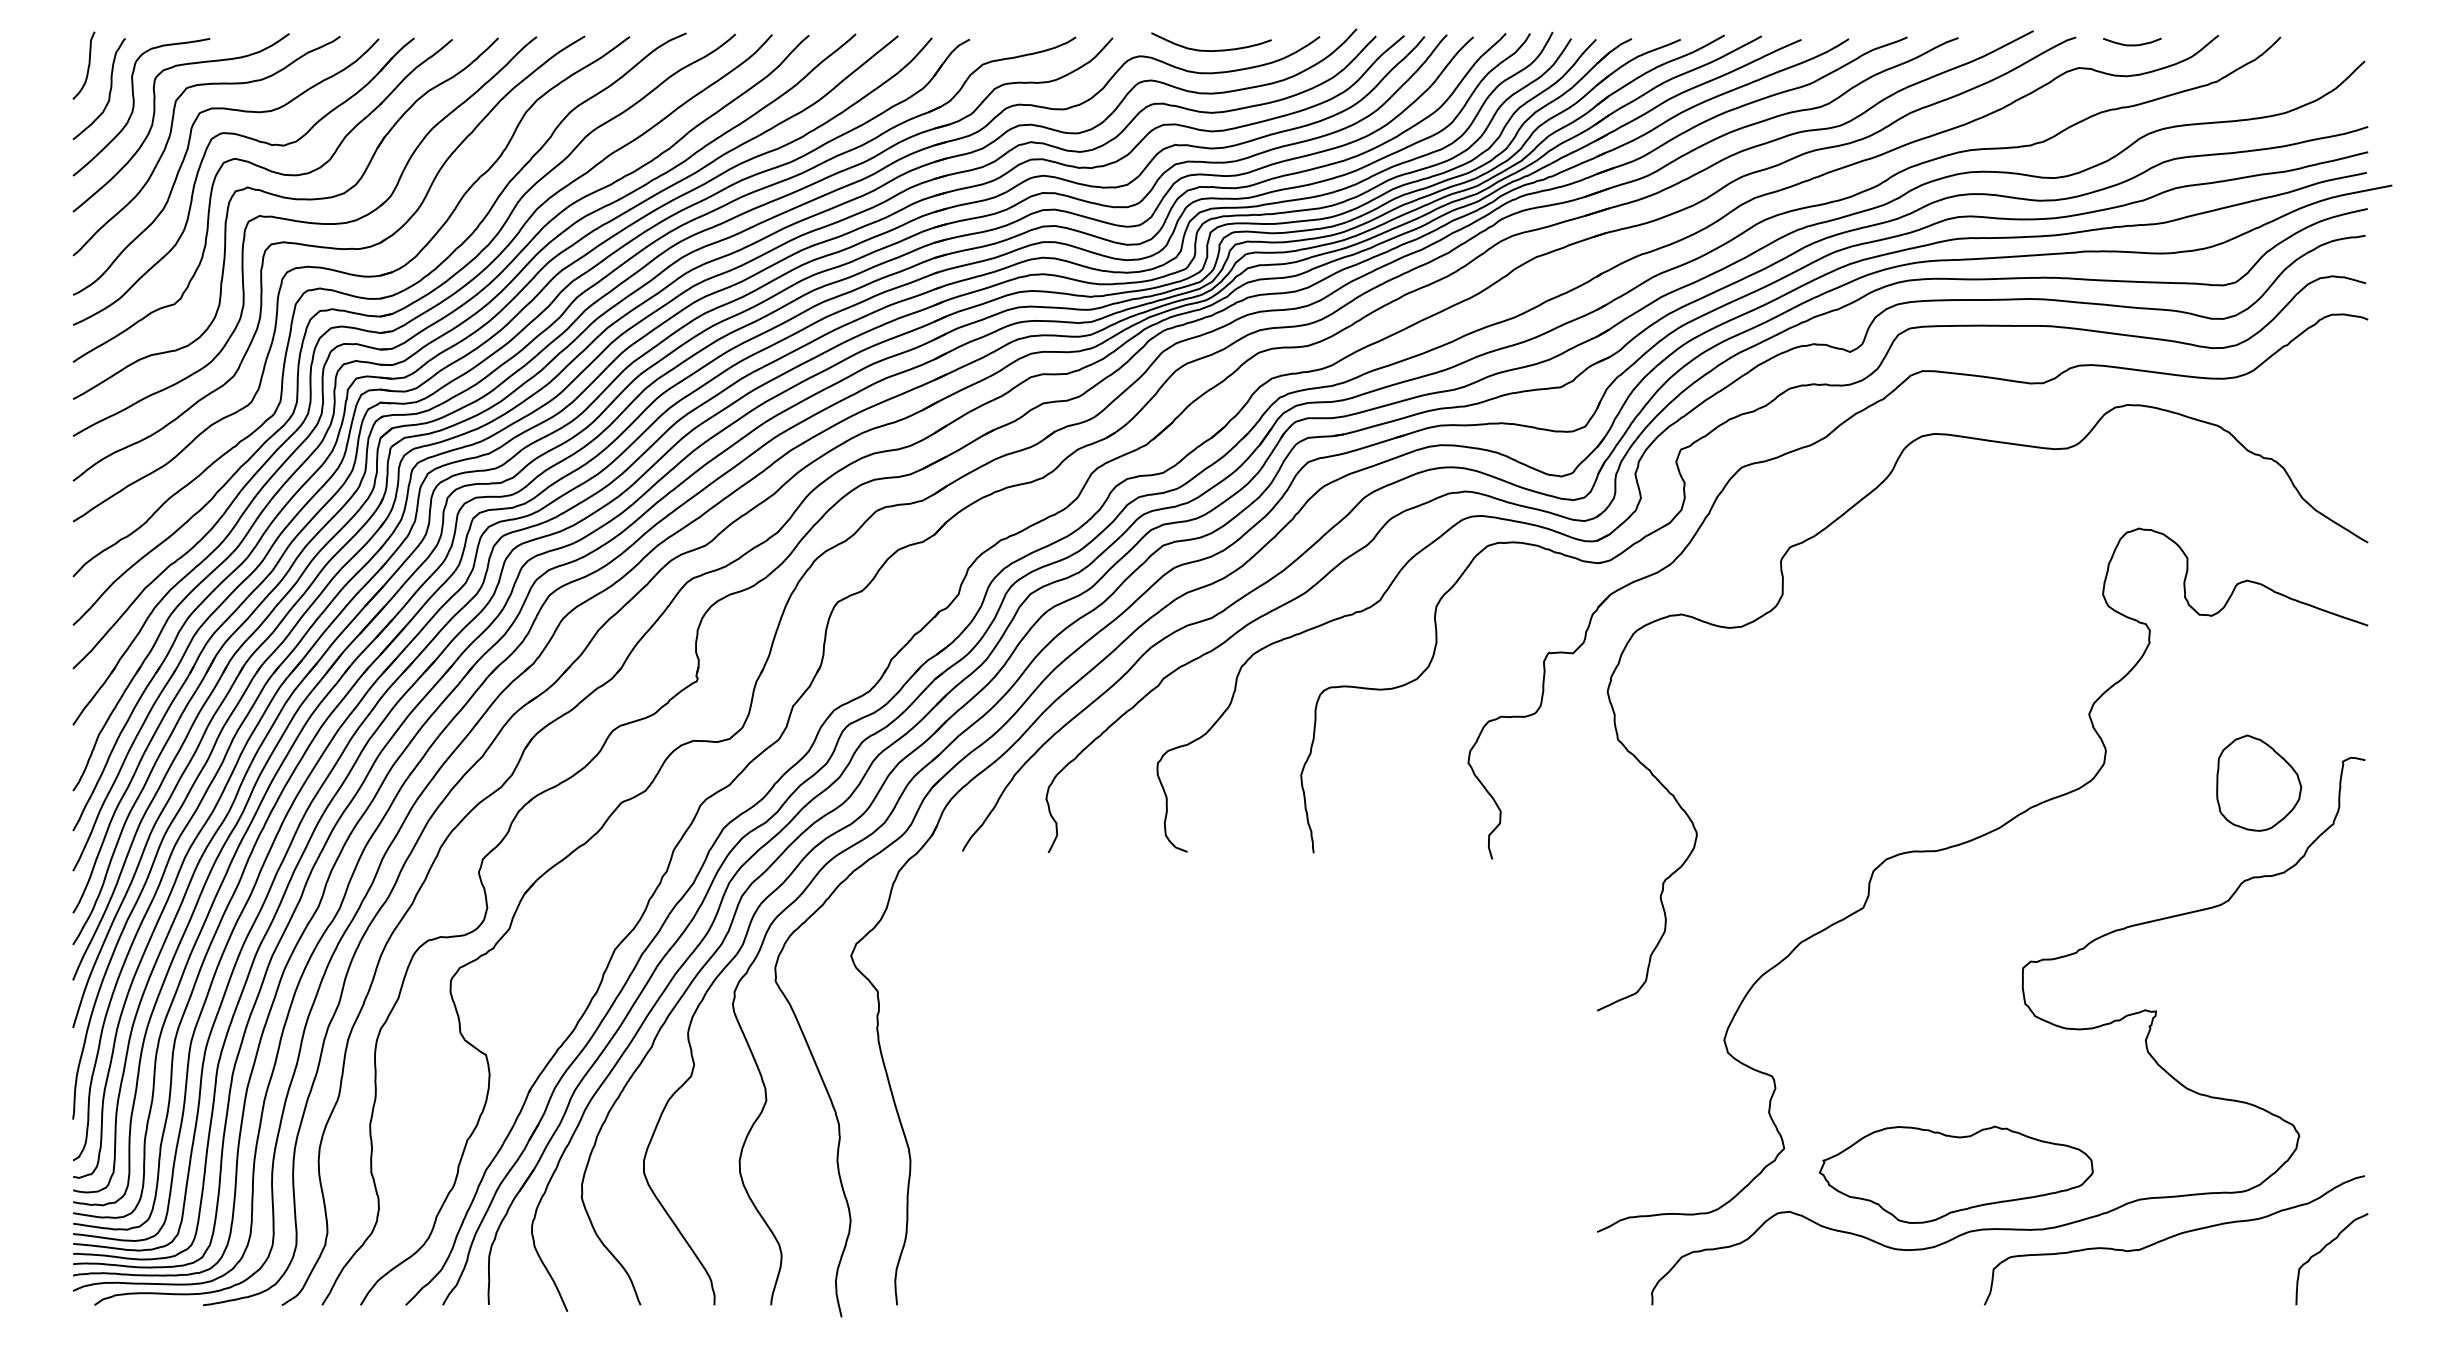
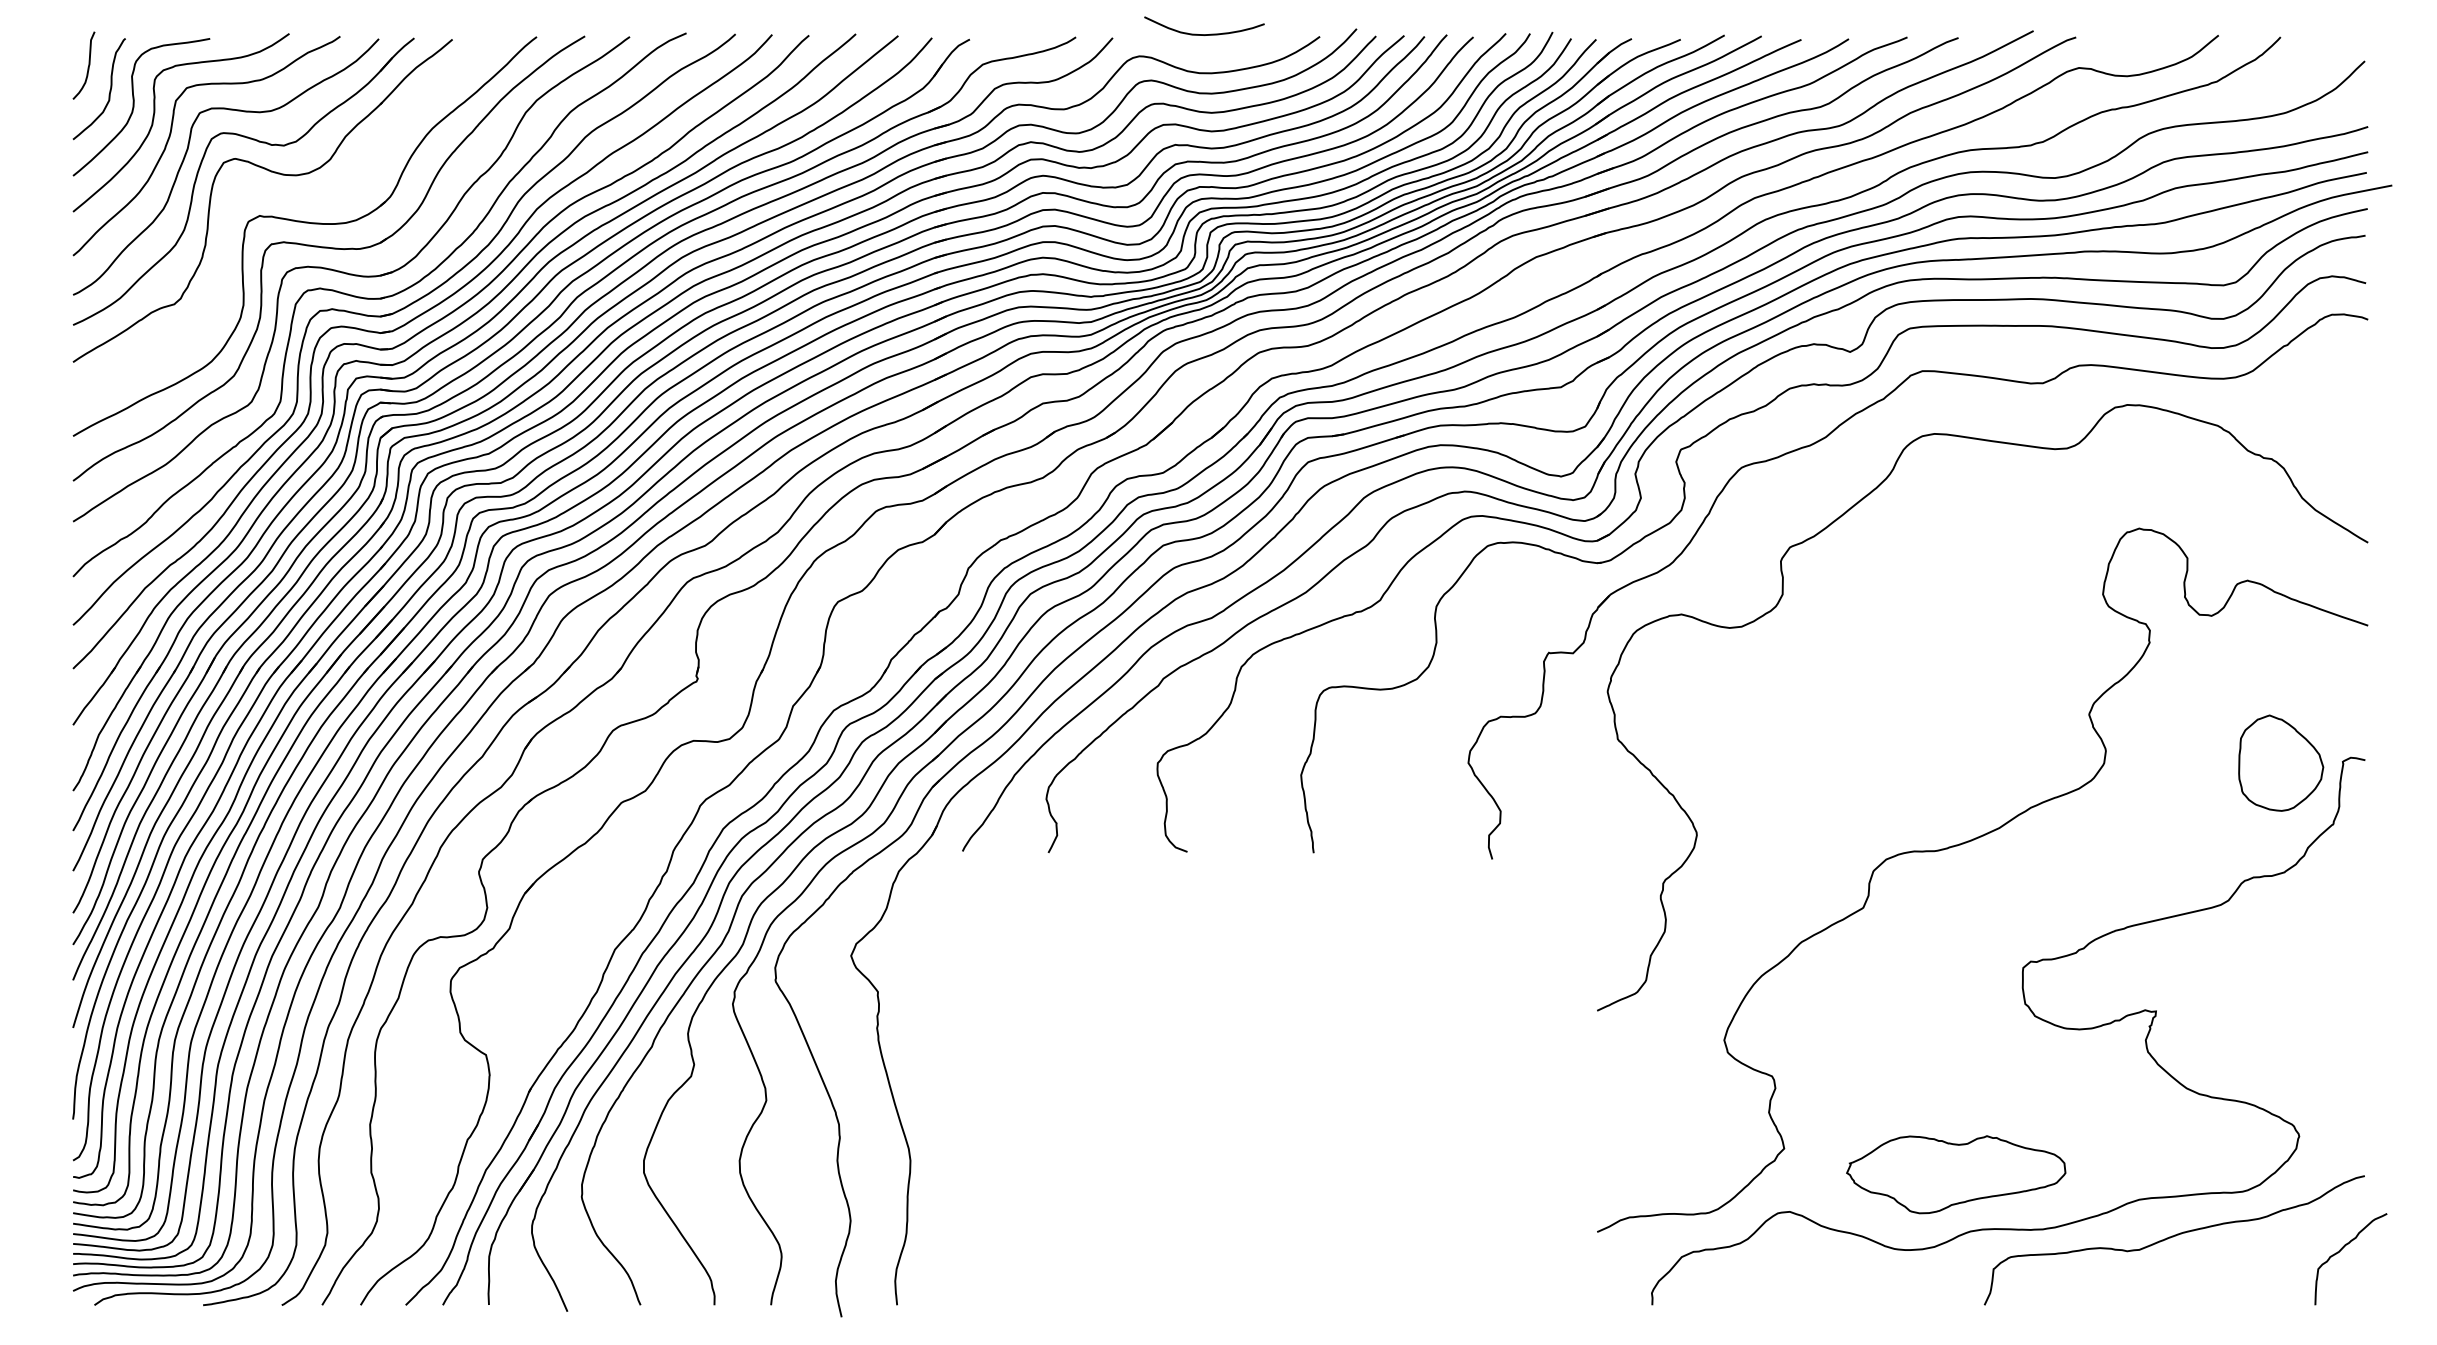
curve: present -> none (2132, 44)
curve position: (1211, 50) -> (1204, 34) (1204, 34)
part: present -> none (288, 199)
part position: (2259, 782) -> (2281, 762) (2281, 762)
part size: 276x99 px -> 221x80 px (1956, 1174)
curve position: (2322, 1250) -> (2341, 1250) (2341, 1250)
